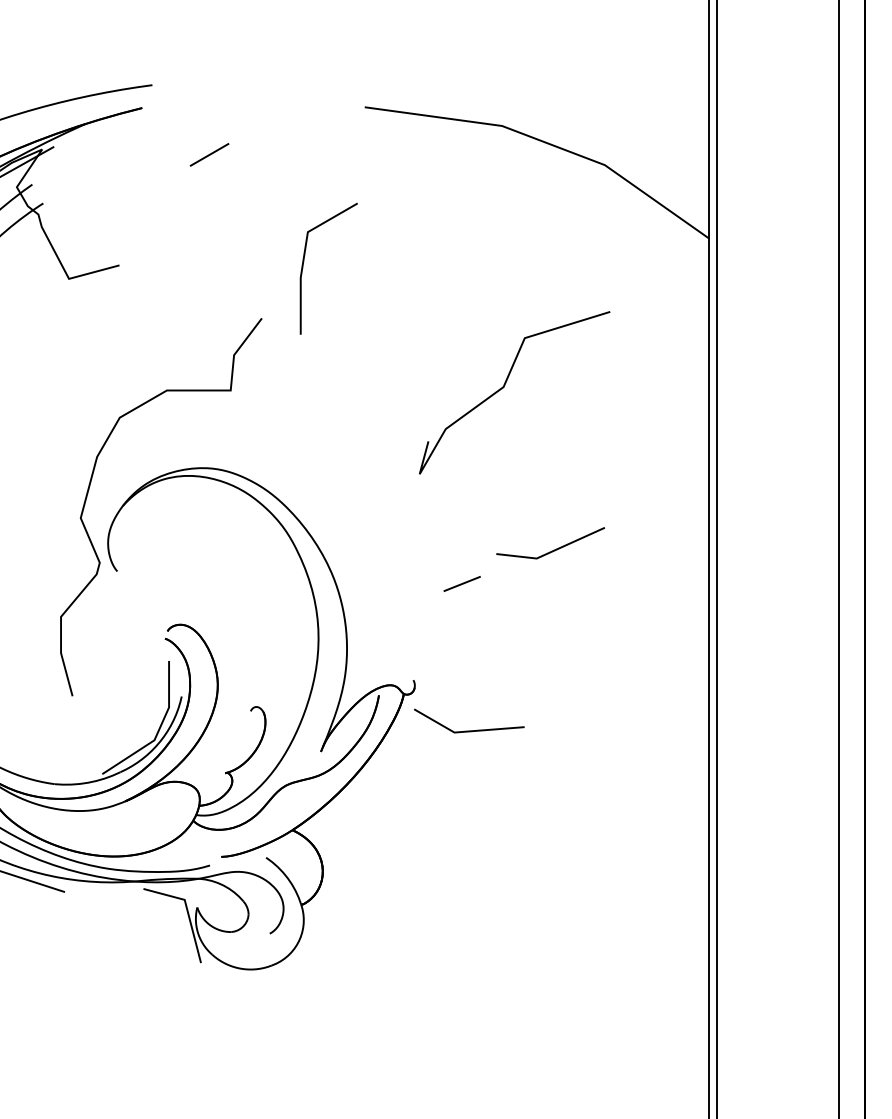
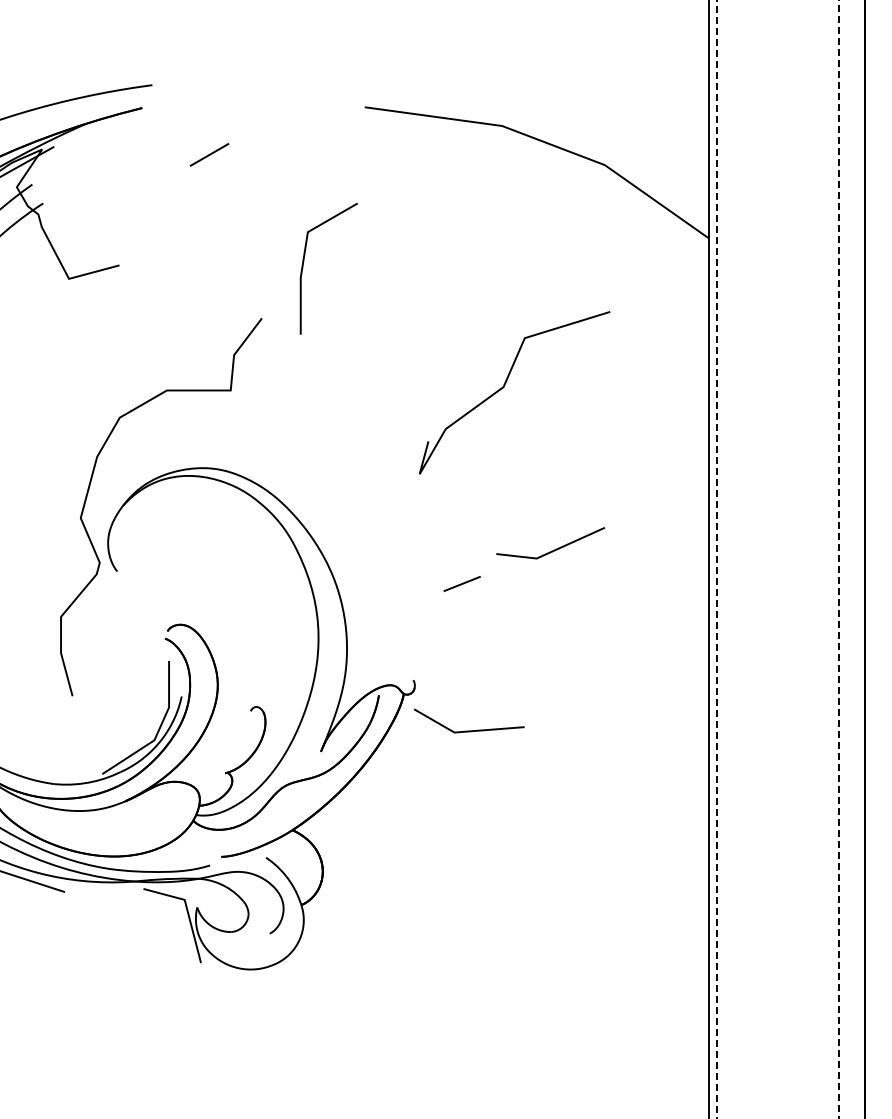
line: solid -> dashed (717, 559)
line: solid -> dashed (839, 559)
